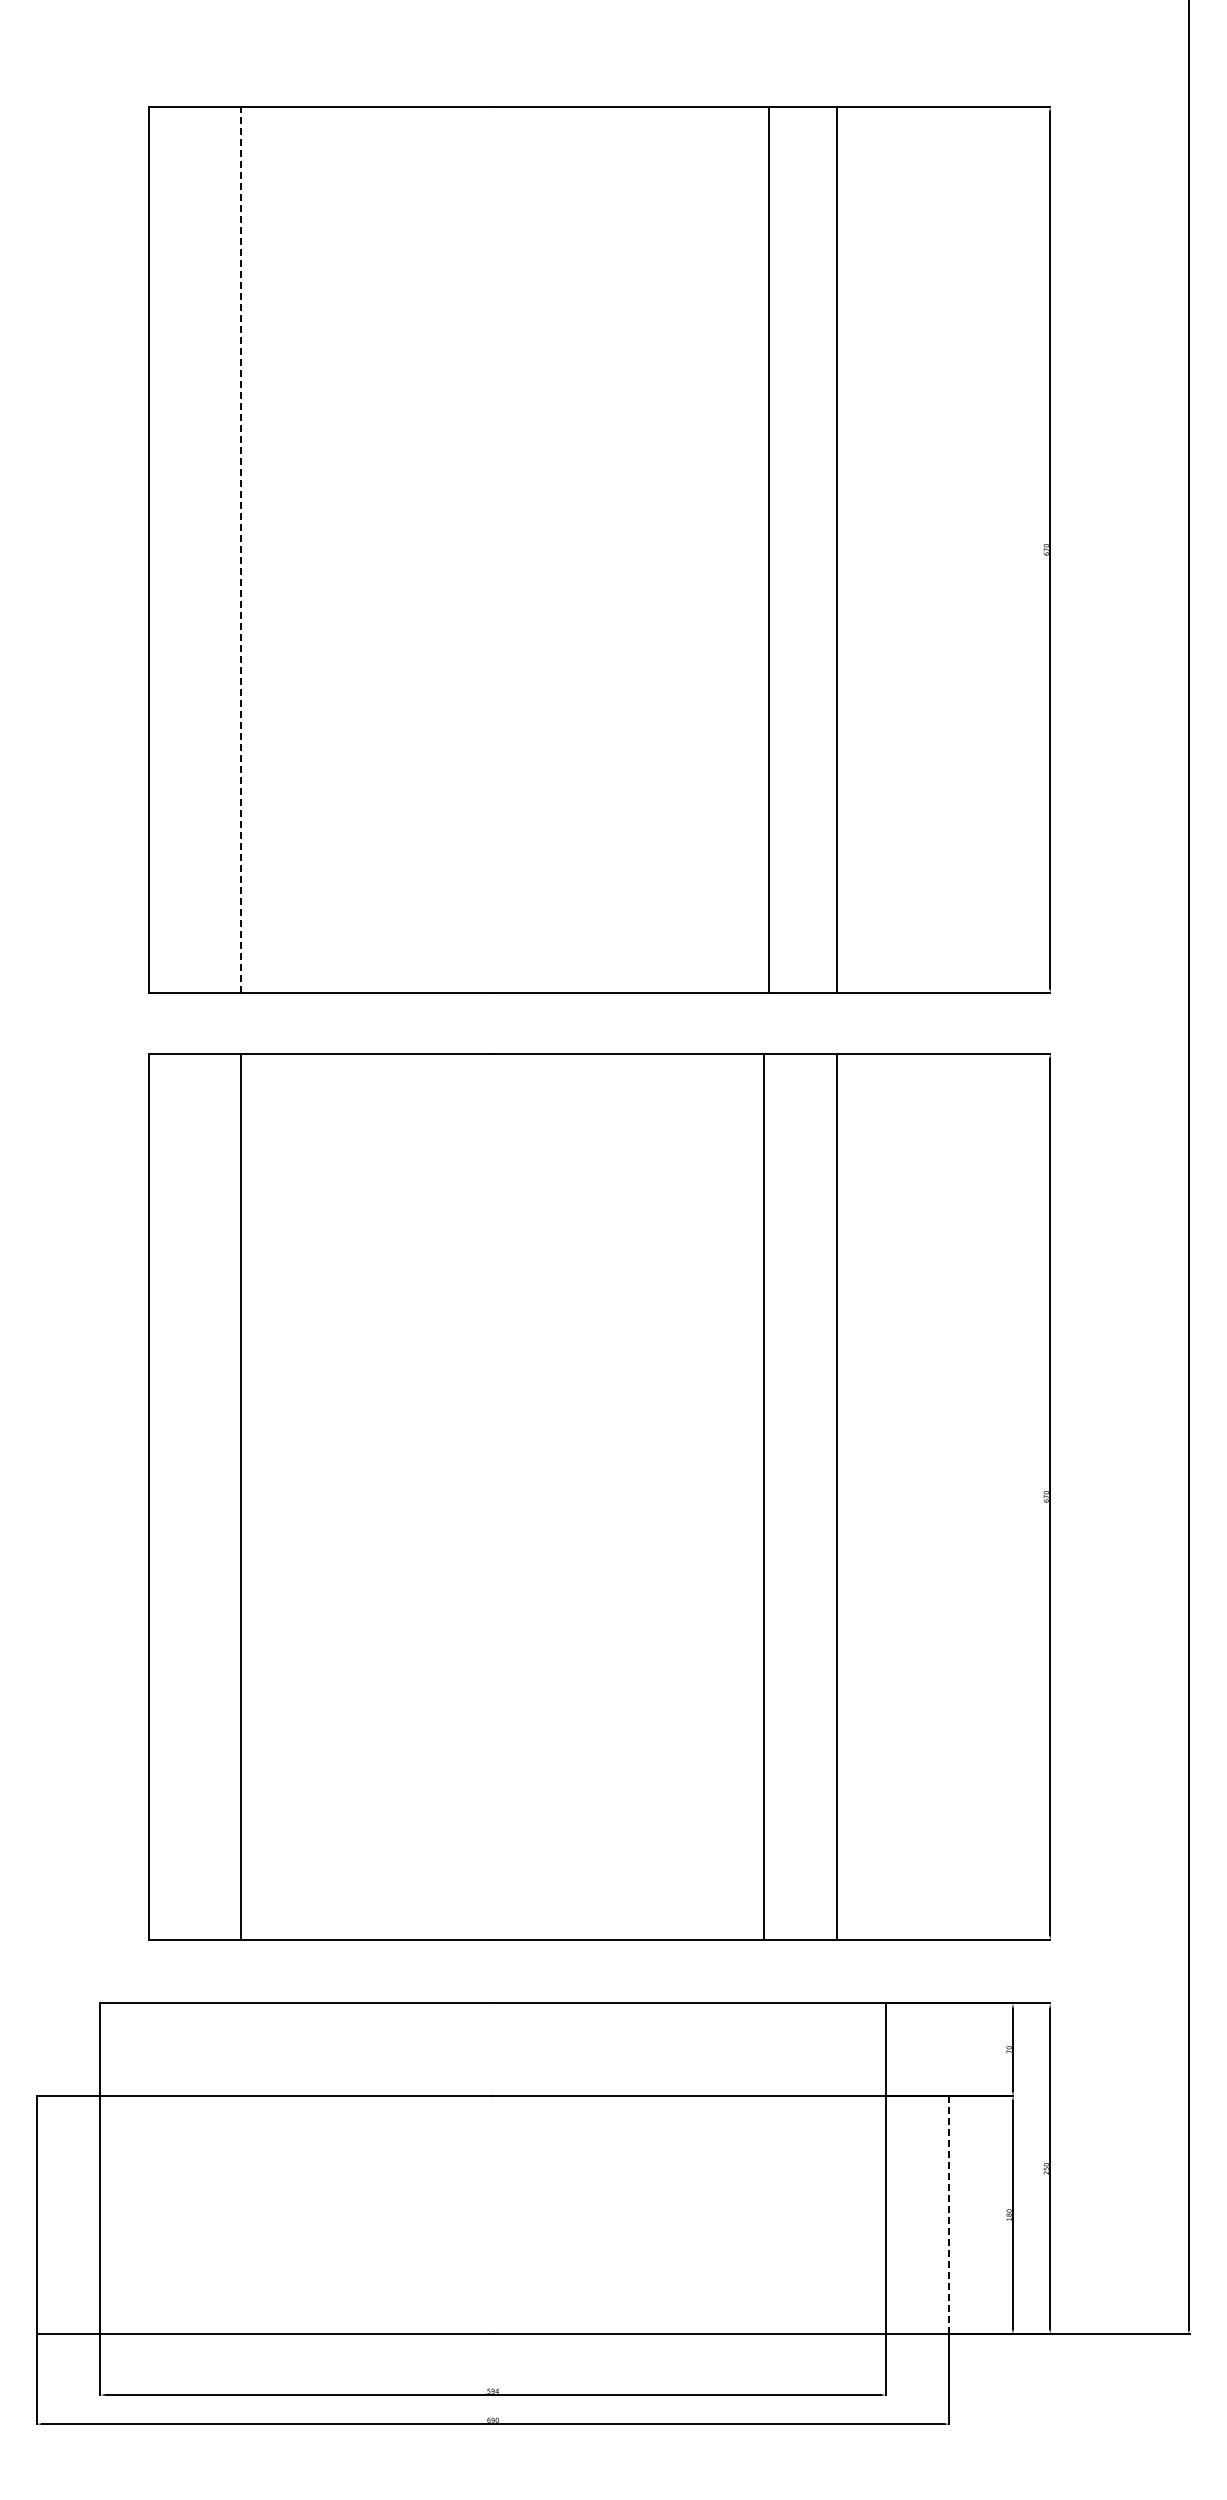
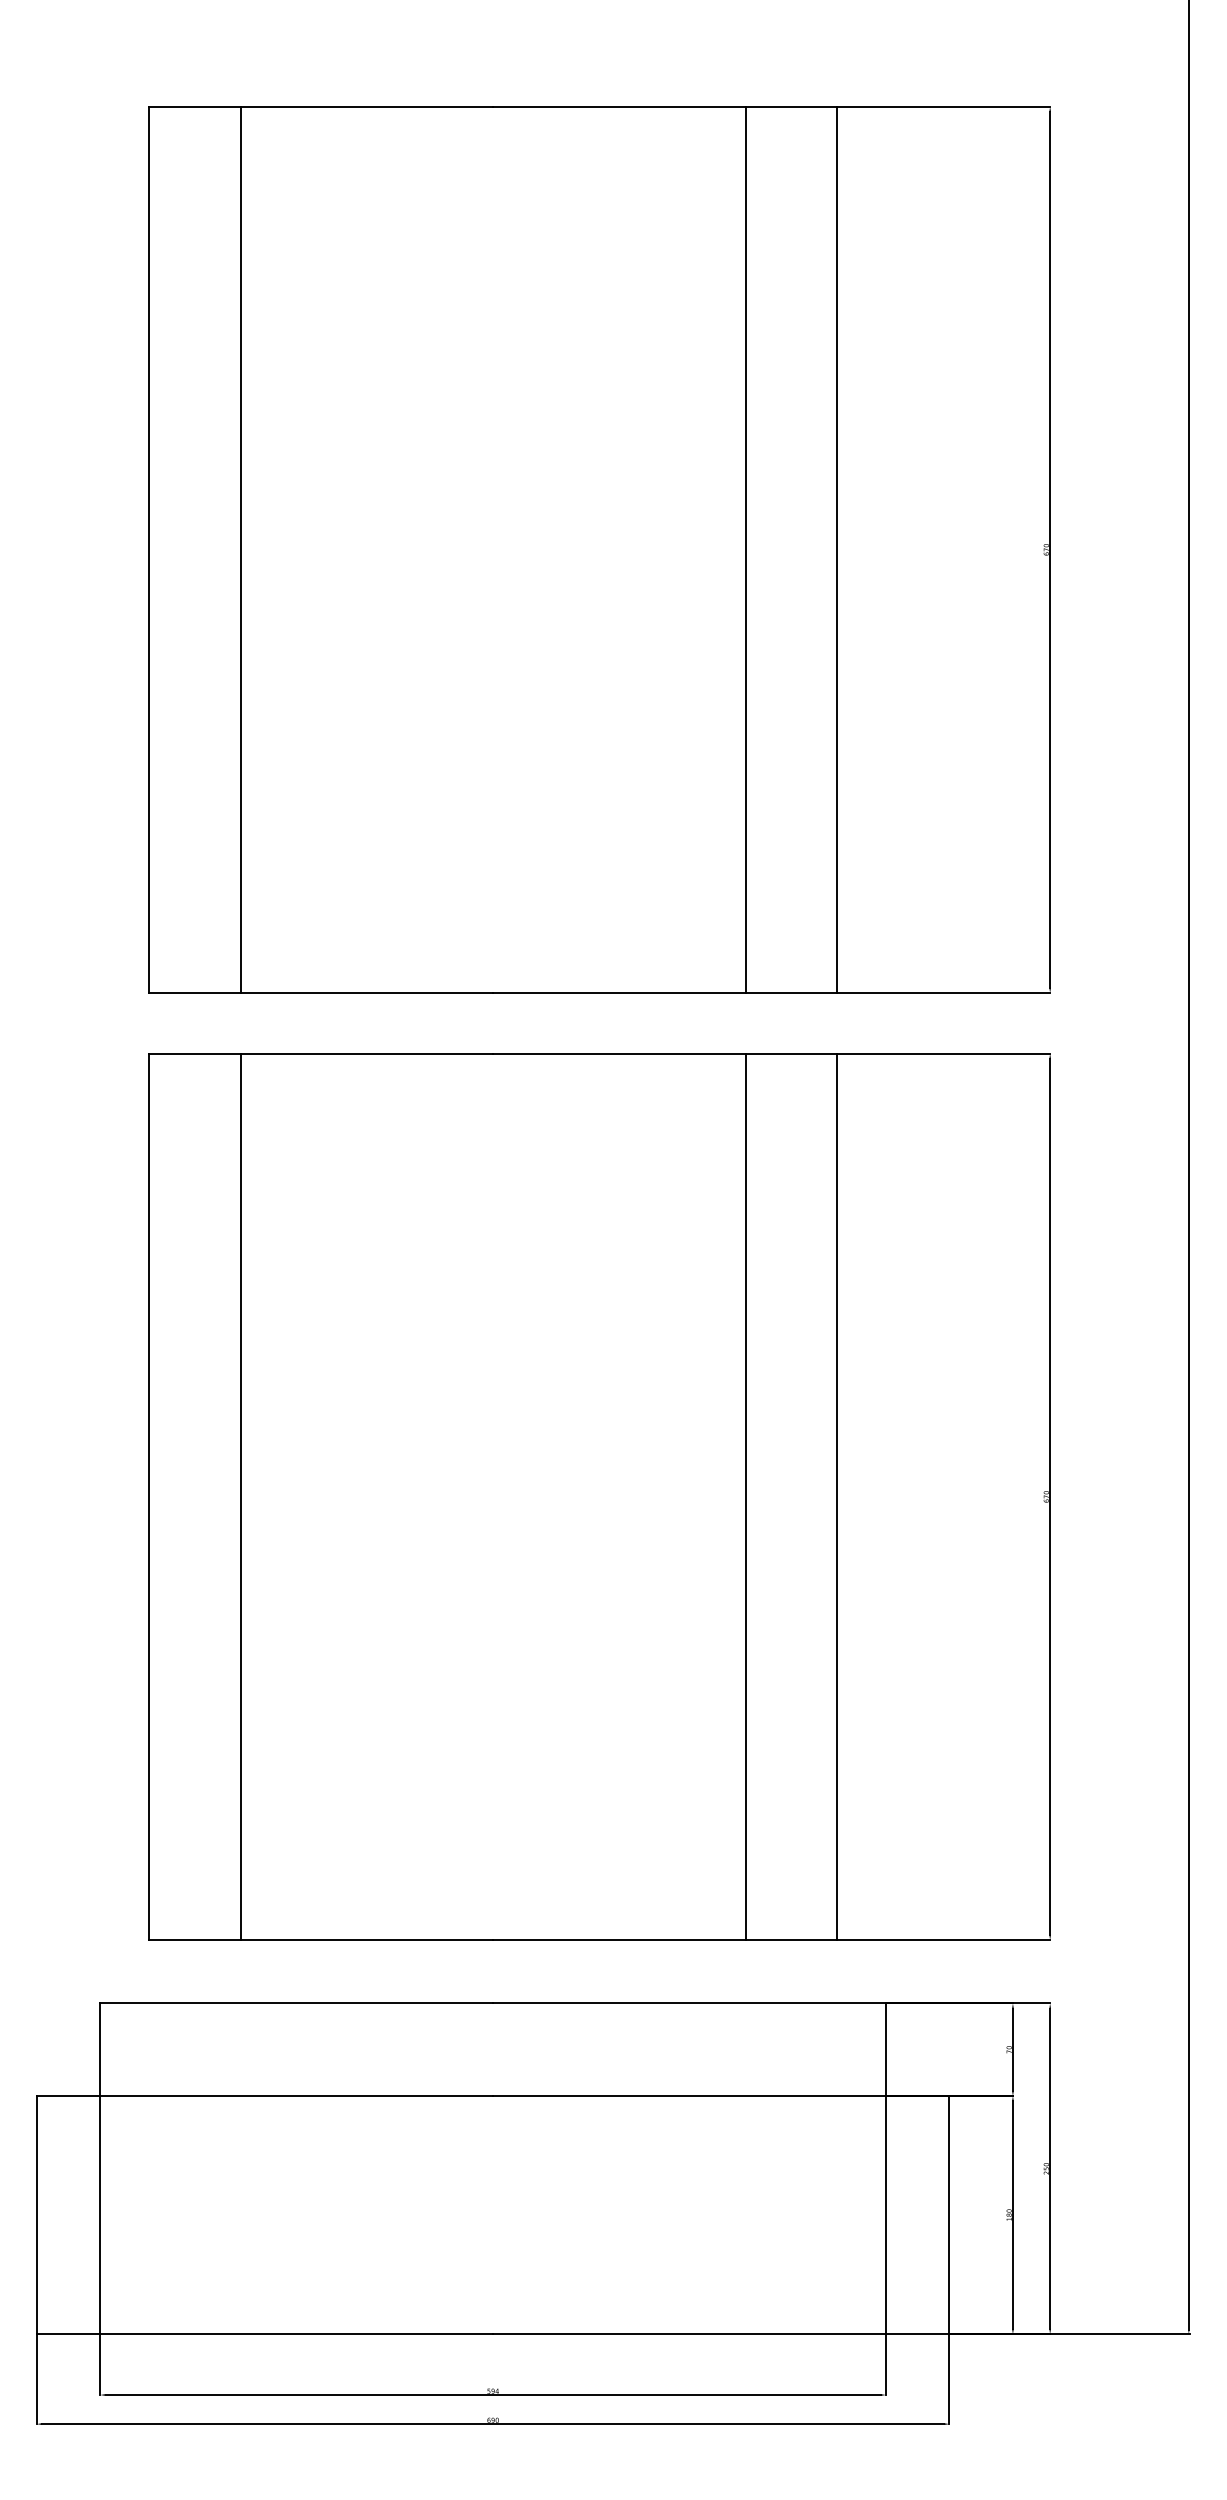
line: dashed -> solid (240, 549)
line position: (768, 549) -> (745, 549) (745, 549)
line position: (763, 1496) -> (745, 1496) (745, 1496)
line: dashed -> solid (949, 2214)
